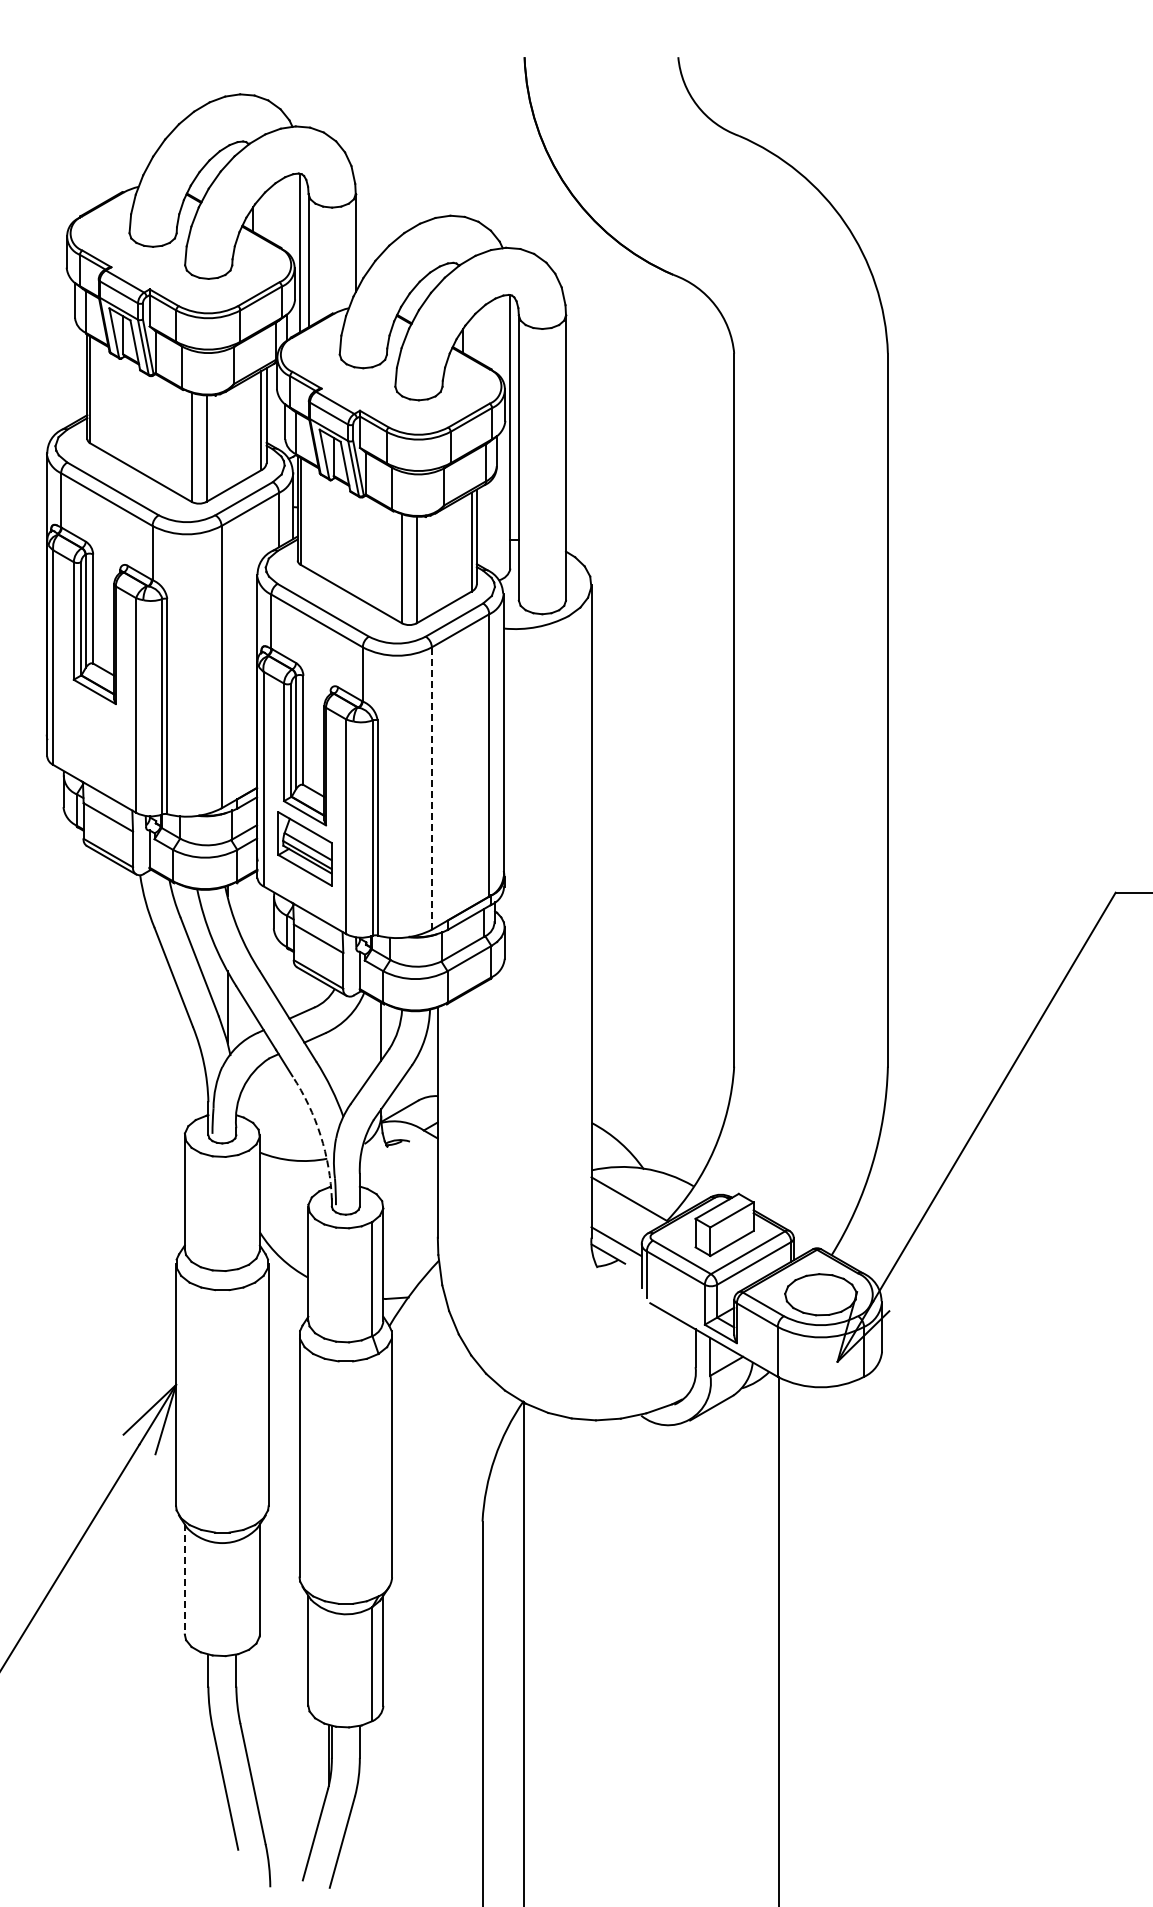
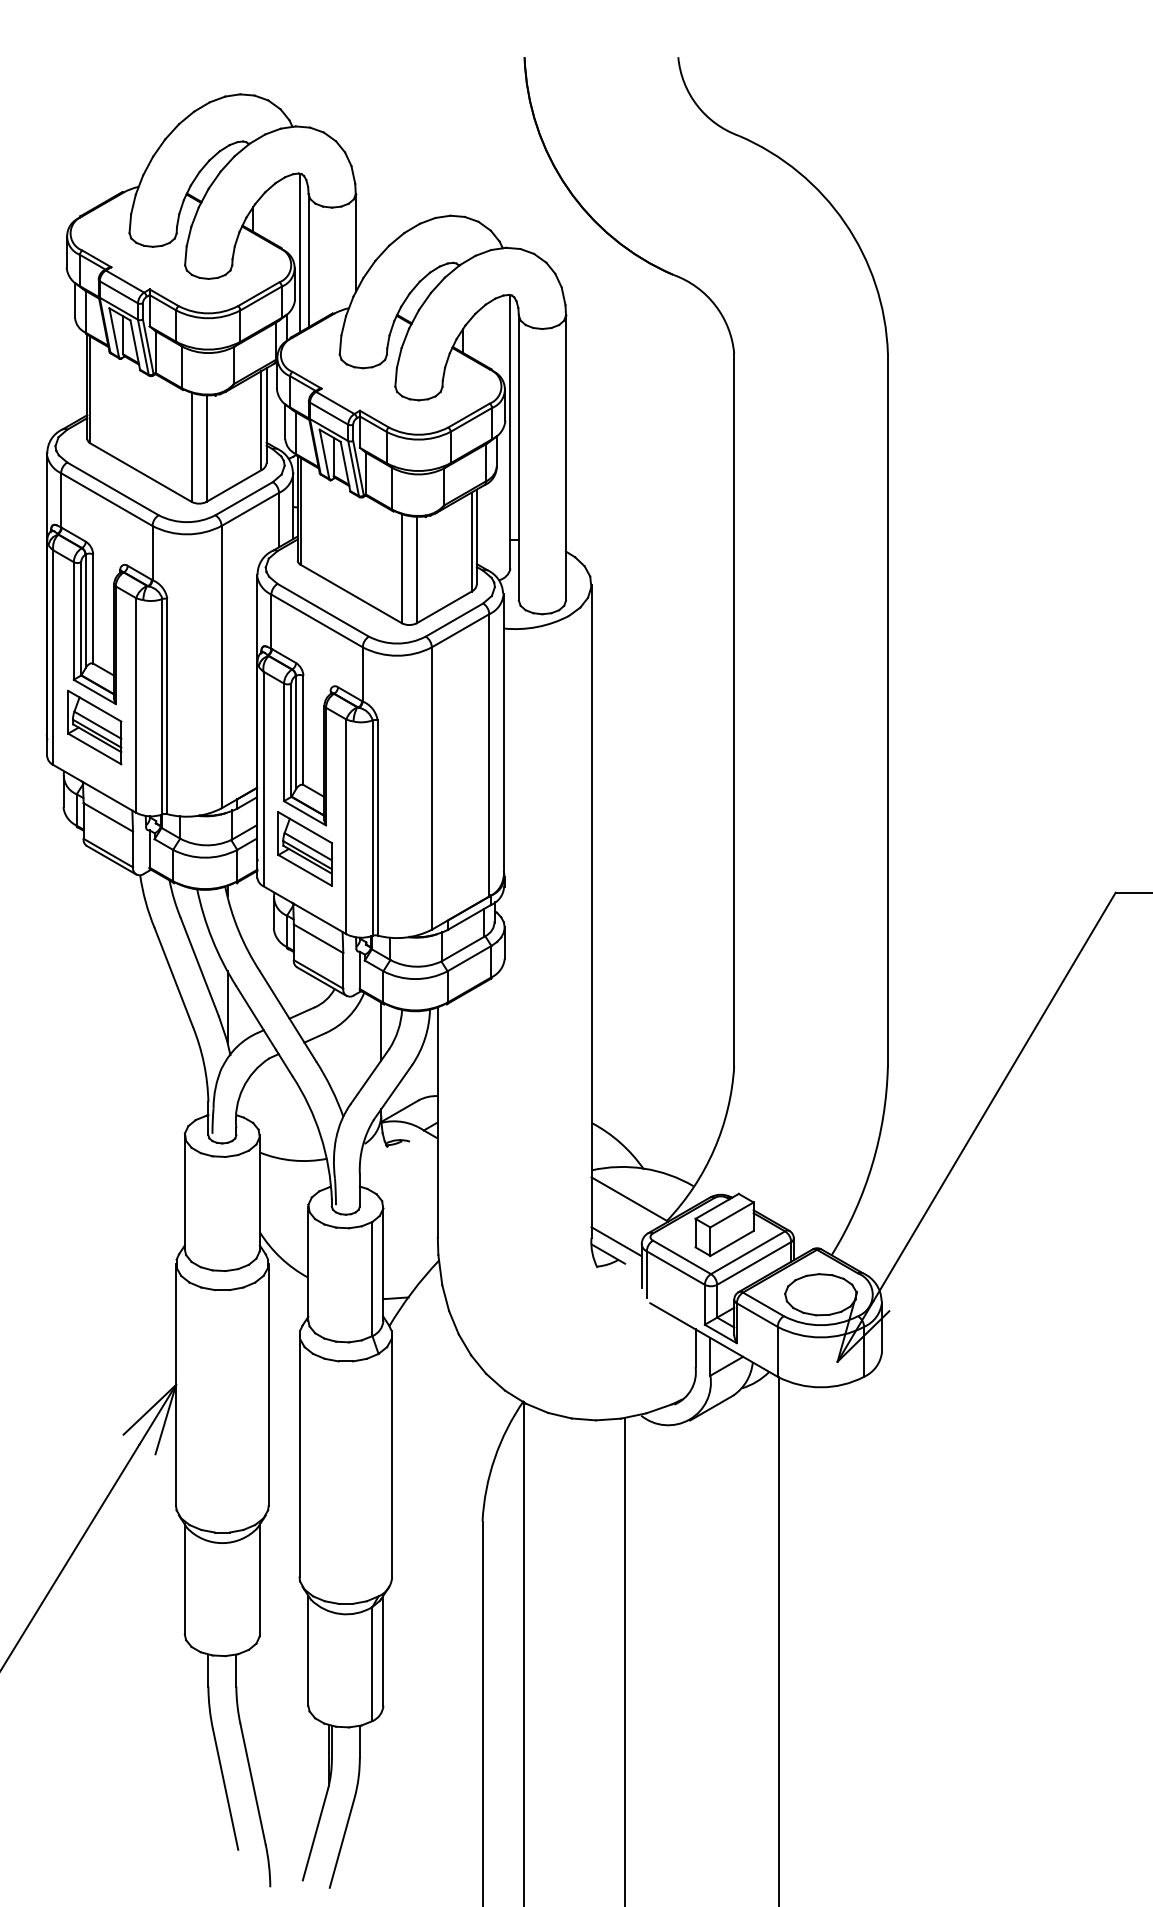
part: none -> present (94, 727)
line: dashed -> solid (431, 788)
arc: dashed -> solid (320, 1135)
line: dashed -> solid (184, 1579)
line: none -> present (625, 1660)
